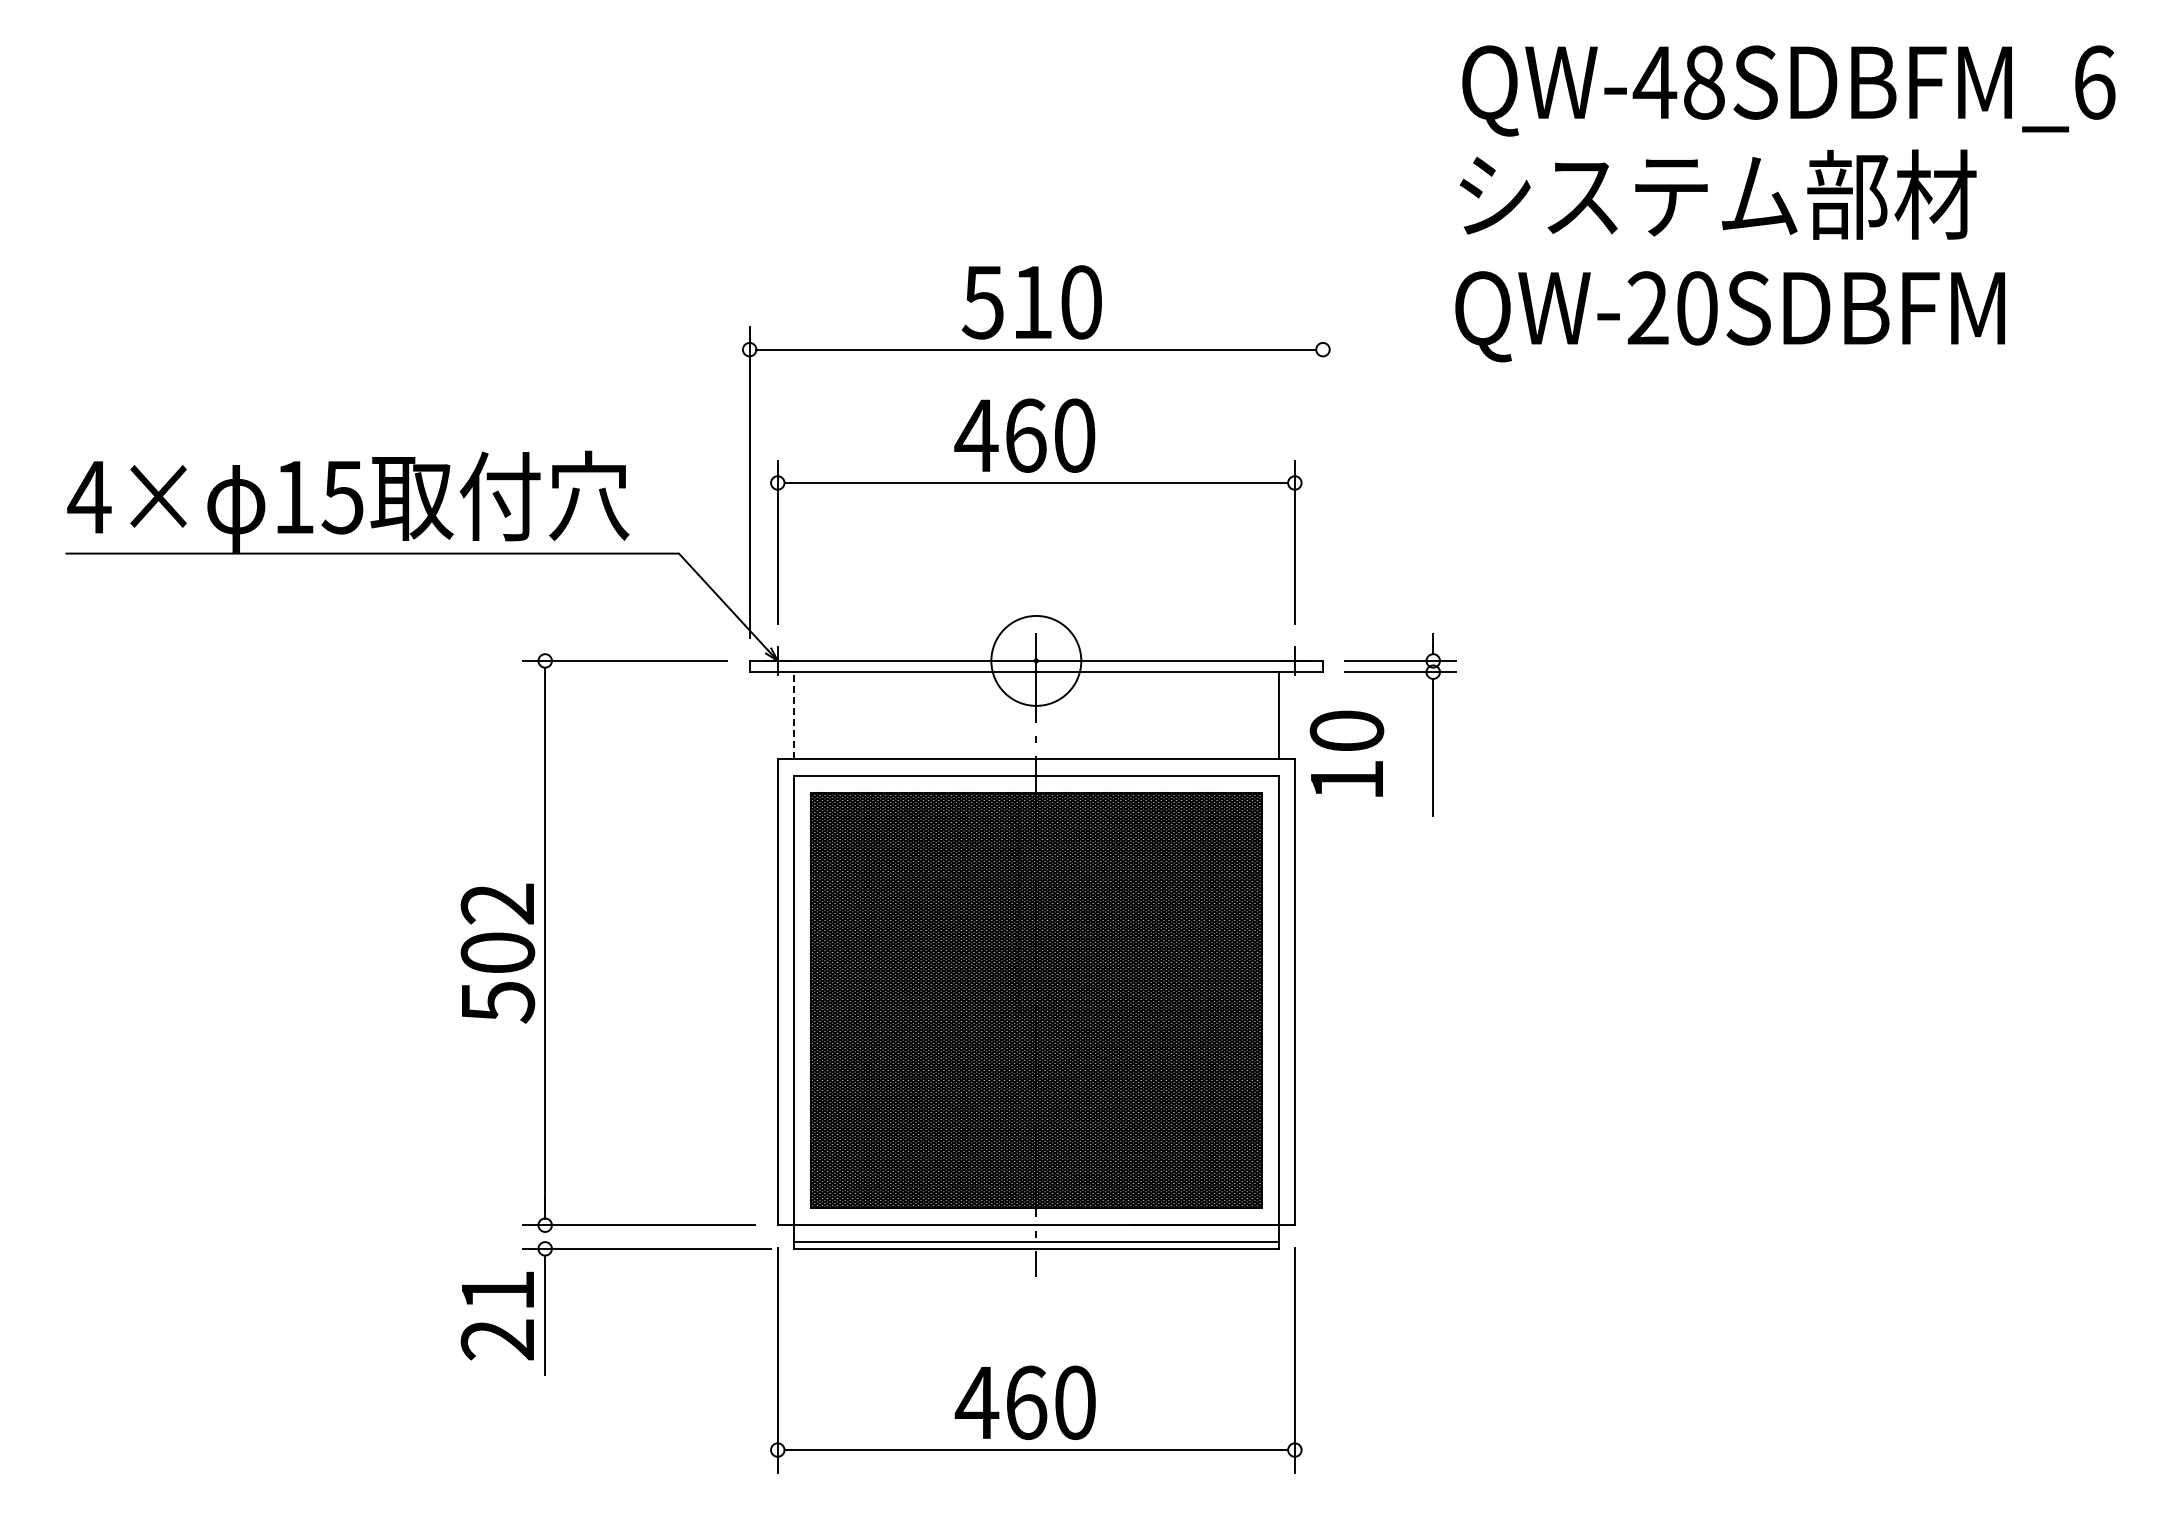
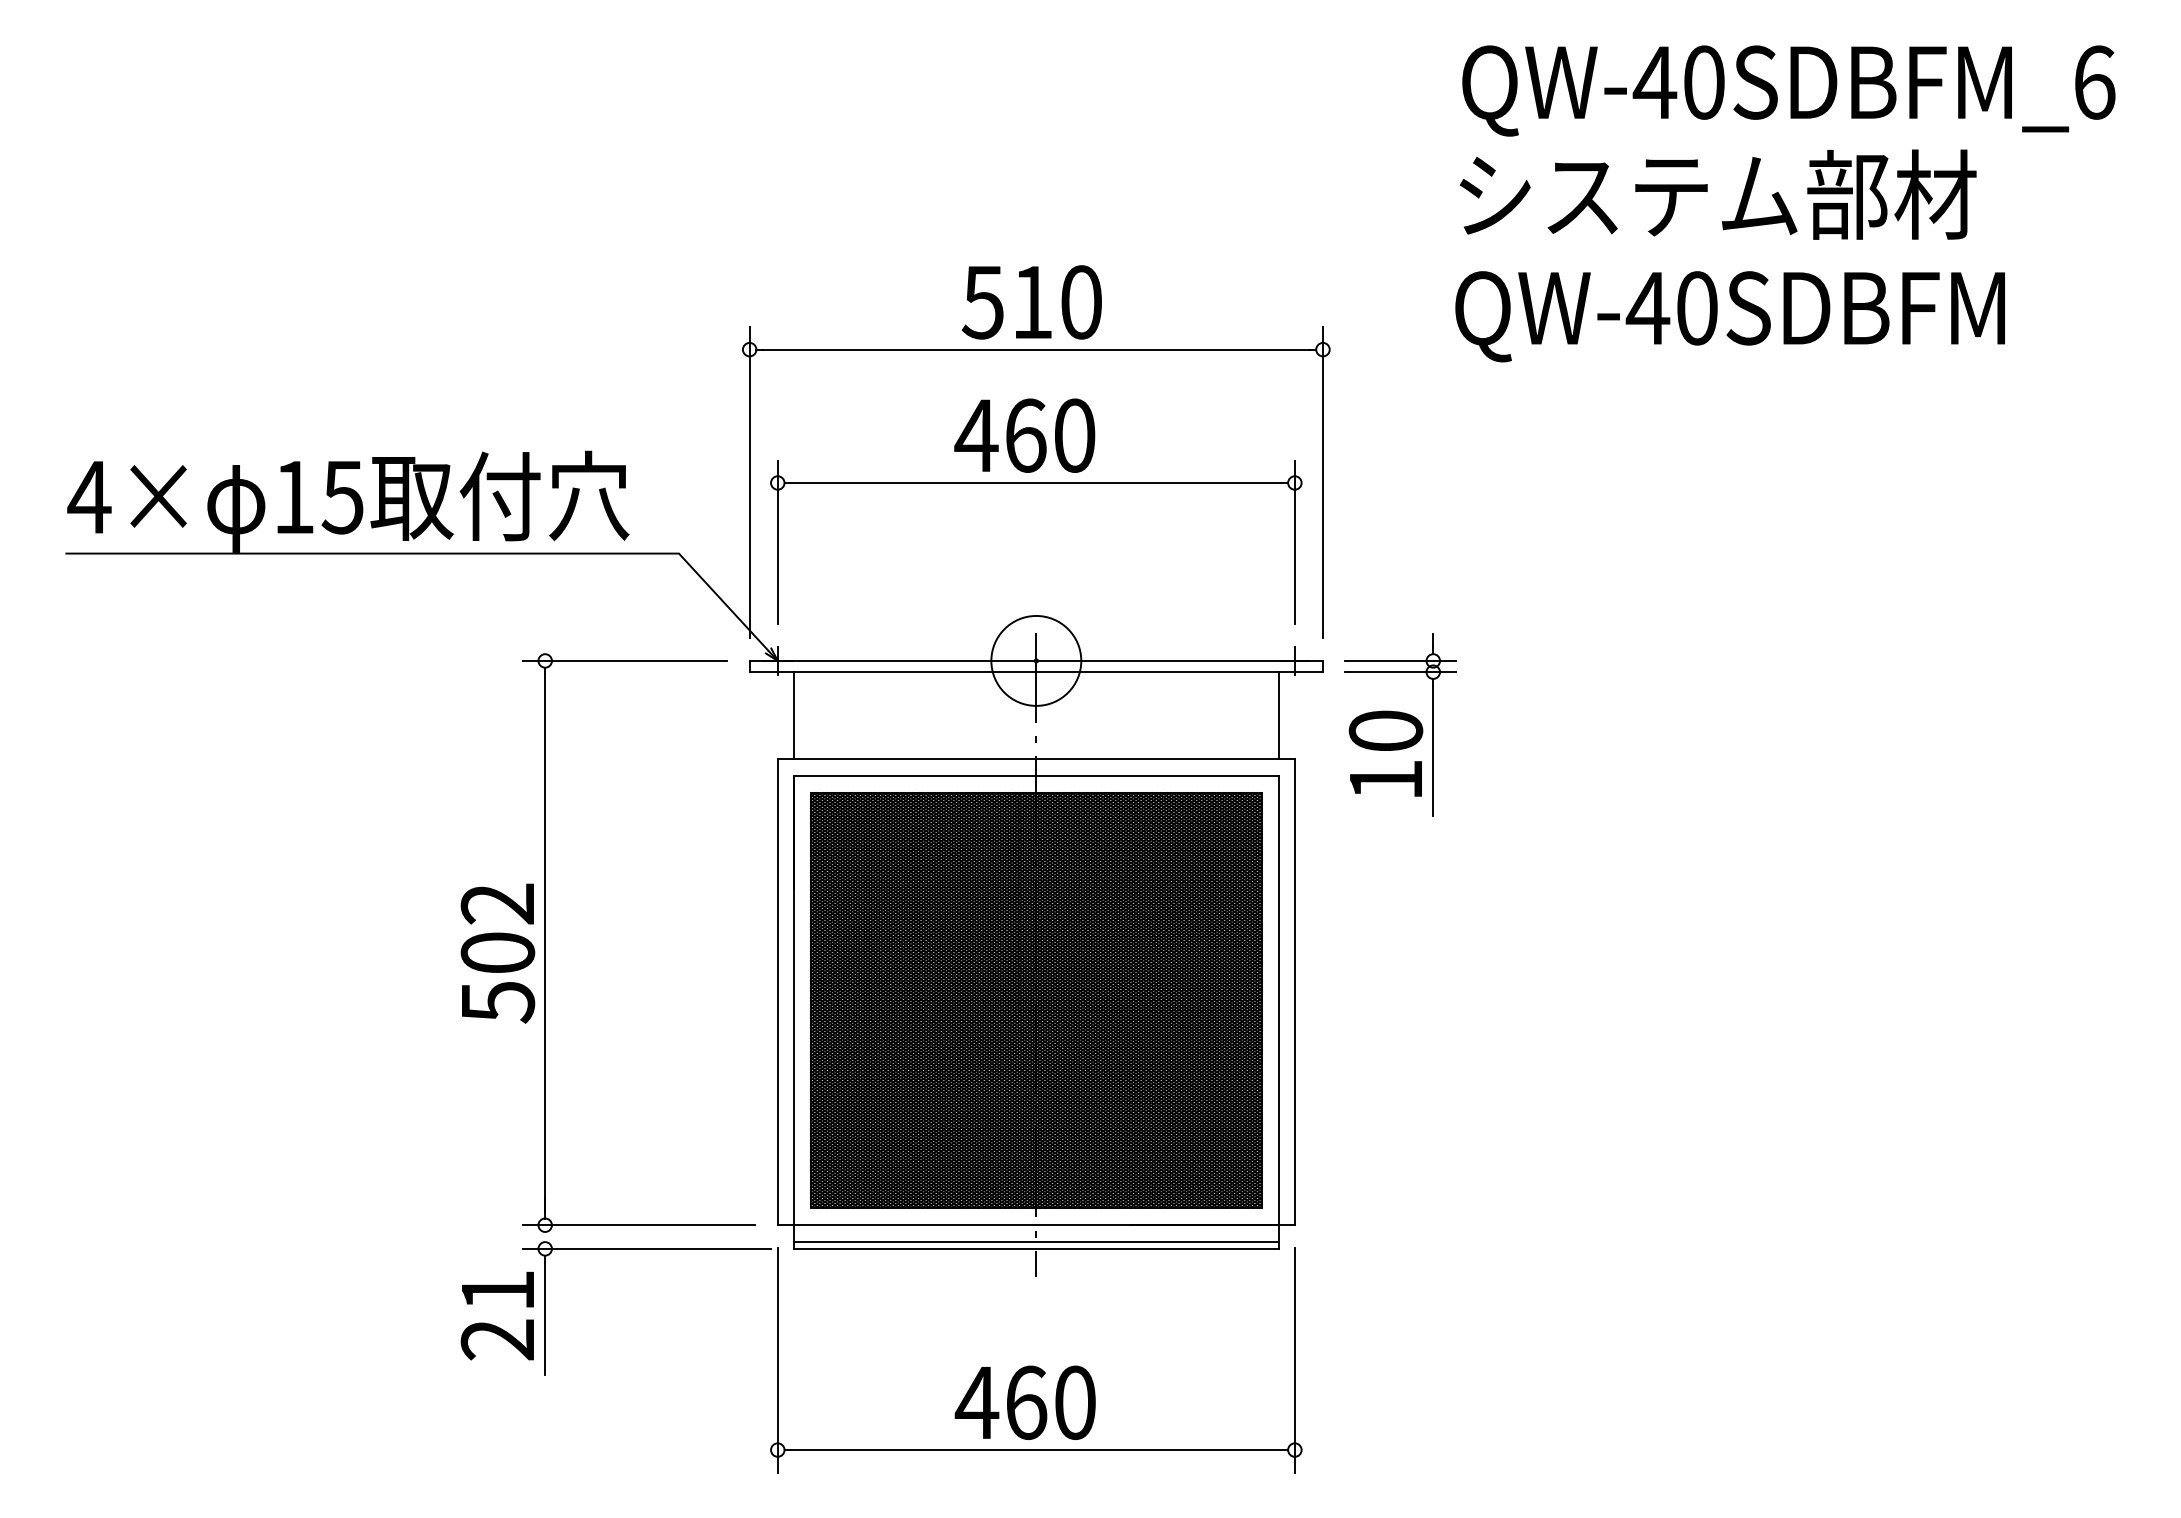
text: QW-48SDBFM_6 -> QW-40SDBFM_6 (1704, 82)
text: QW-20SDBFM -> QW-40SDBFM (1647, 307)
line: none -> present (1322, 482)
line: dashed -> solid (793, 714)
text position: (1346, 753) -> (1385, 753) (1385, 753)
